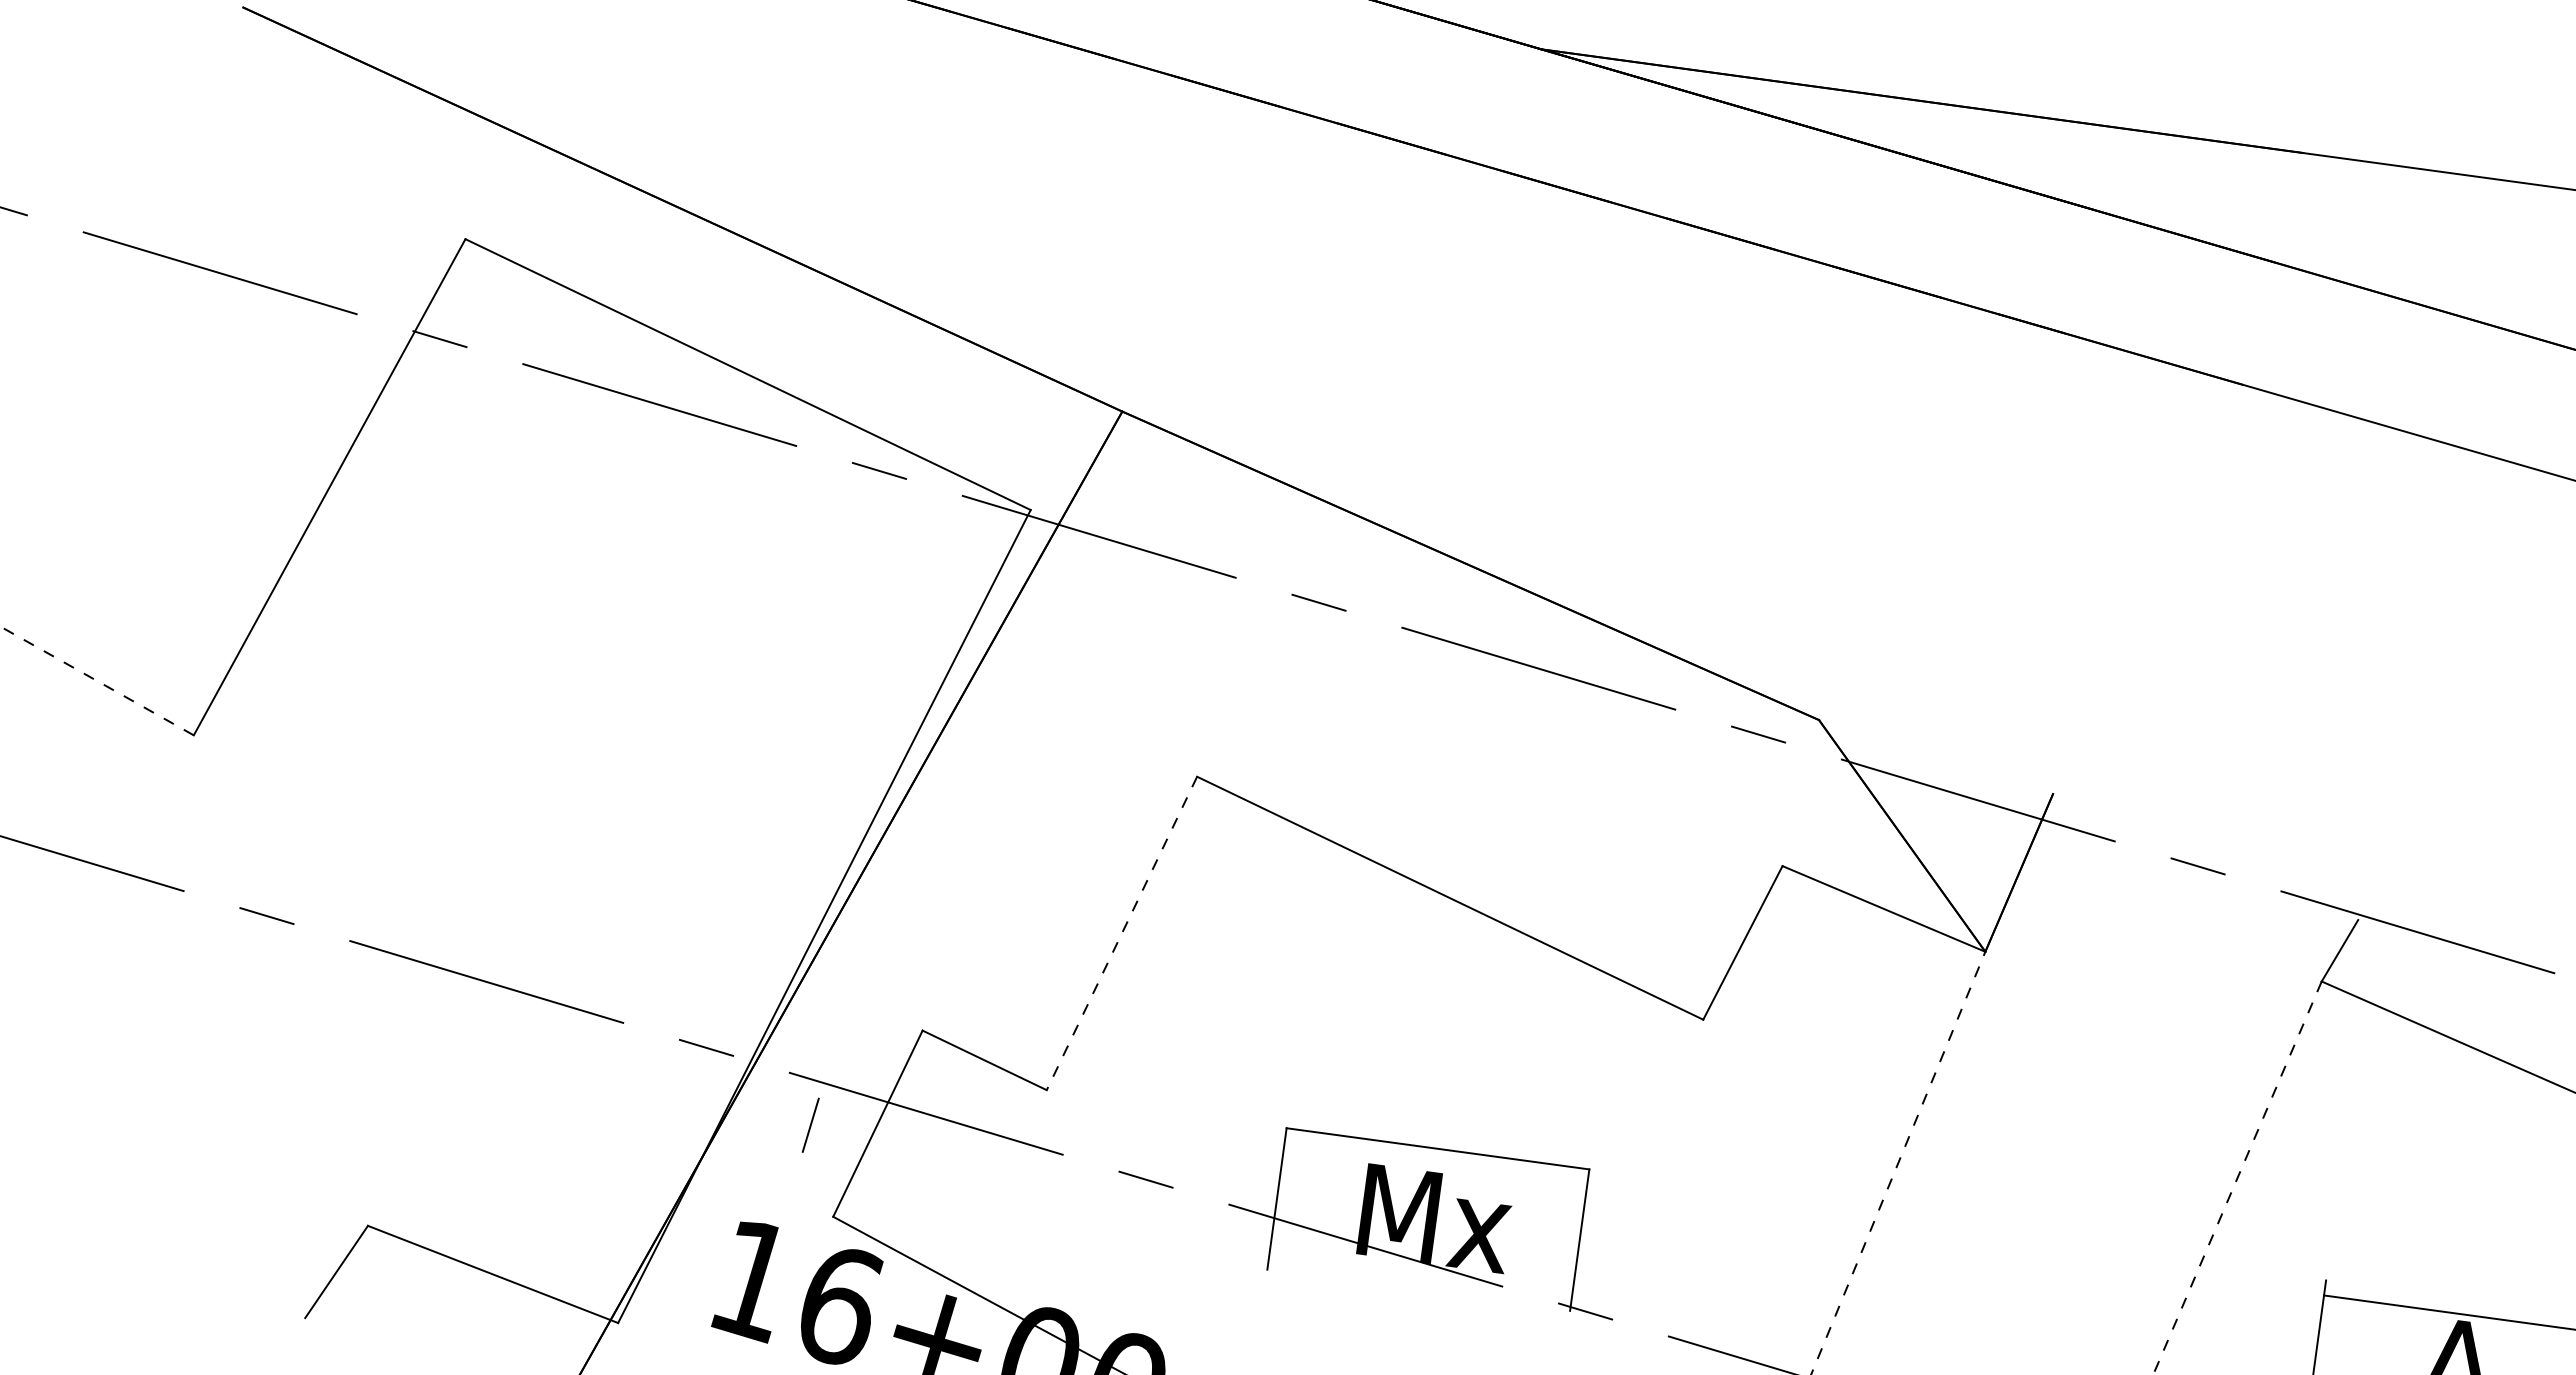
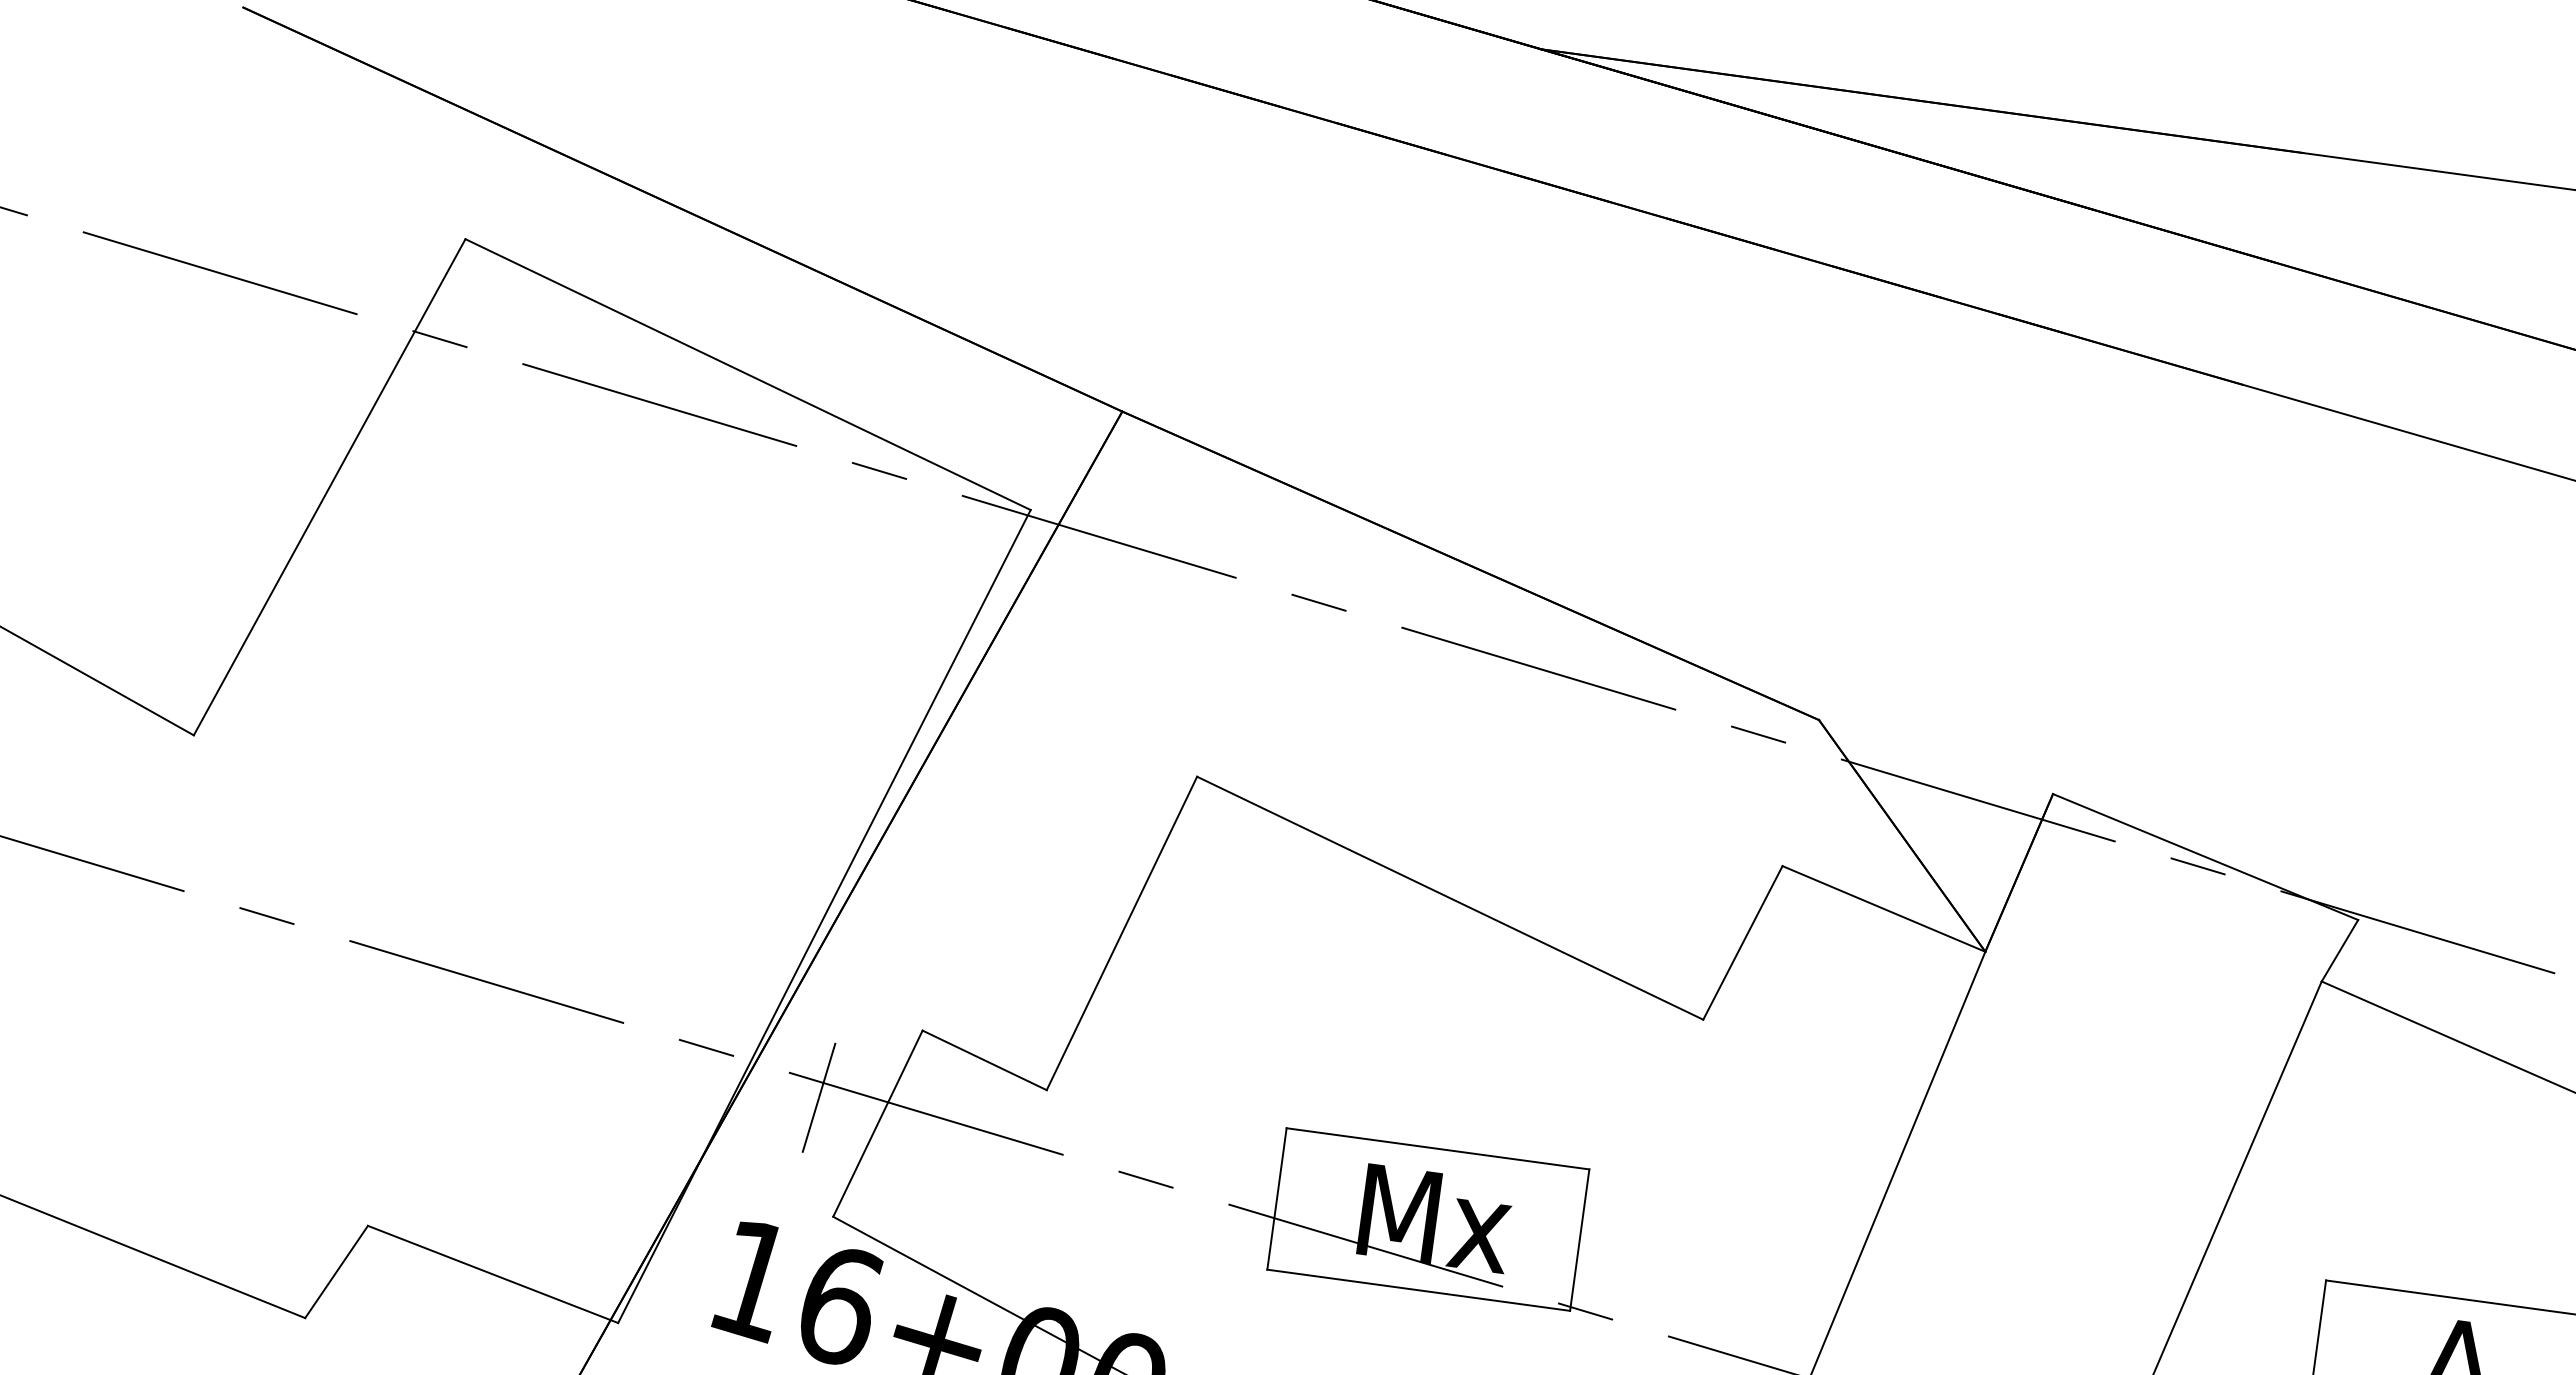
line: dashed -> solid (97, 680)
line: none -> present (2205, 857)
line: dashed -> solid (1121, 933)
line: none -> present (827, 1069)
line: dashed -> solid (1898, 1162)
line: dashed -> solid (2237, 1178)
line: none -> present (153, 1257)
line: none -> present (1418, 1289)
line position: (2448, 1312) -> (2449, 1297) (2449, 1297)
